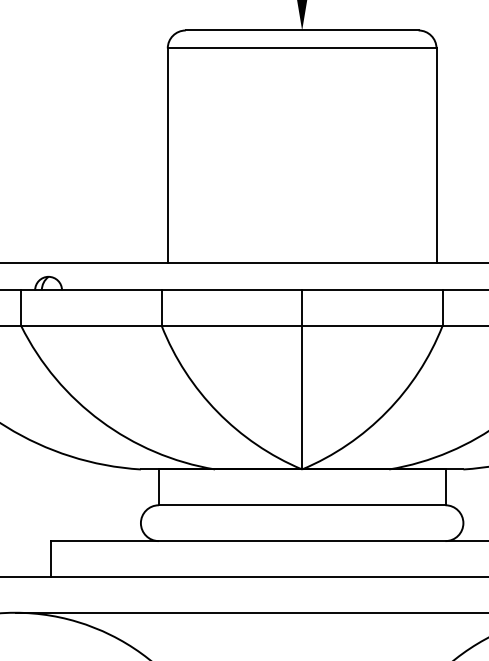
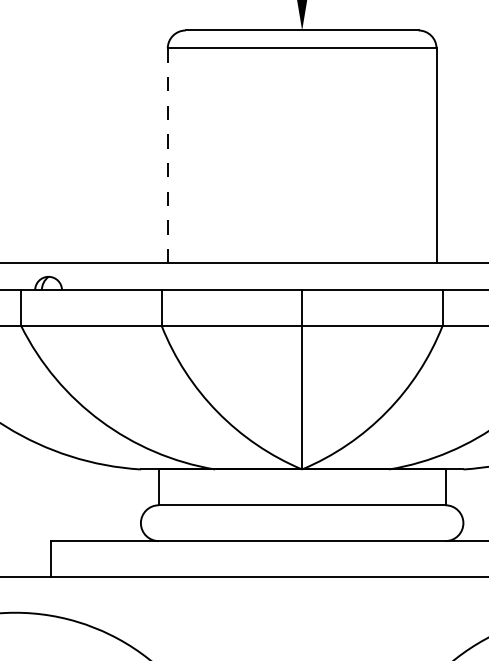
line: solid -> dashed (167, 155)
line: present -> none (250, 612)
